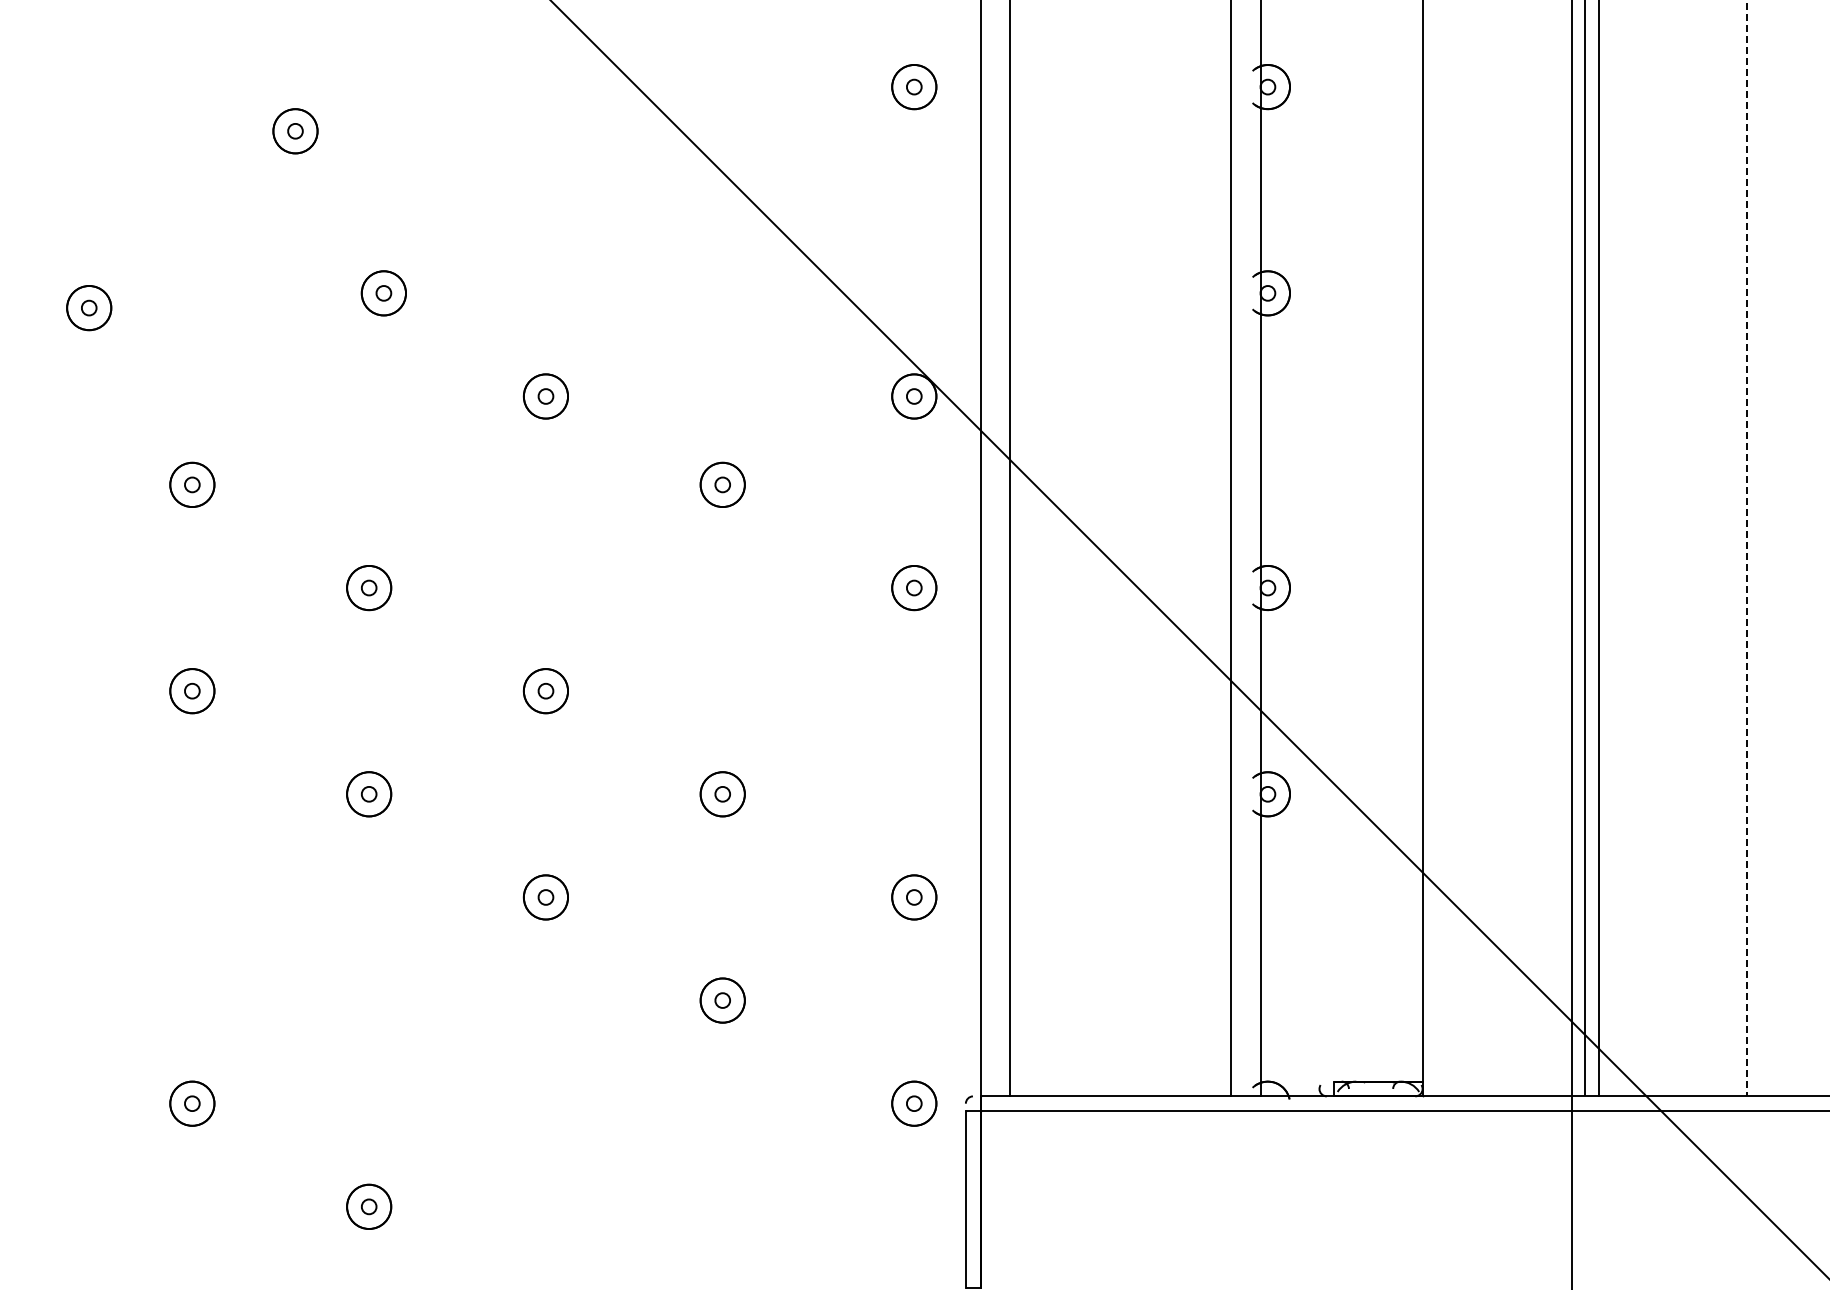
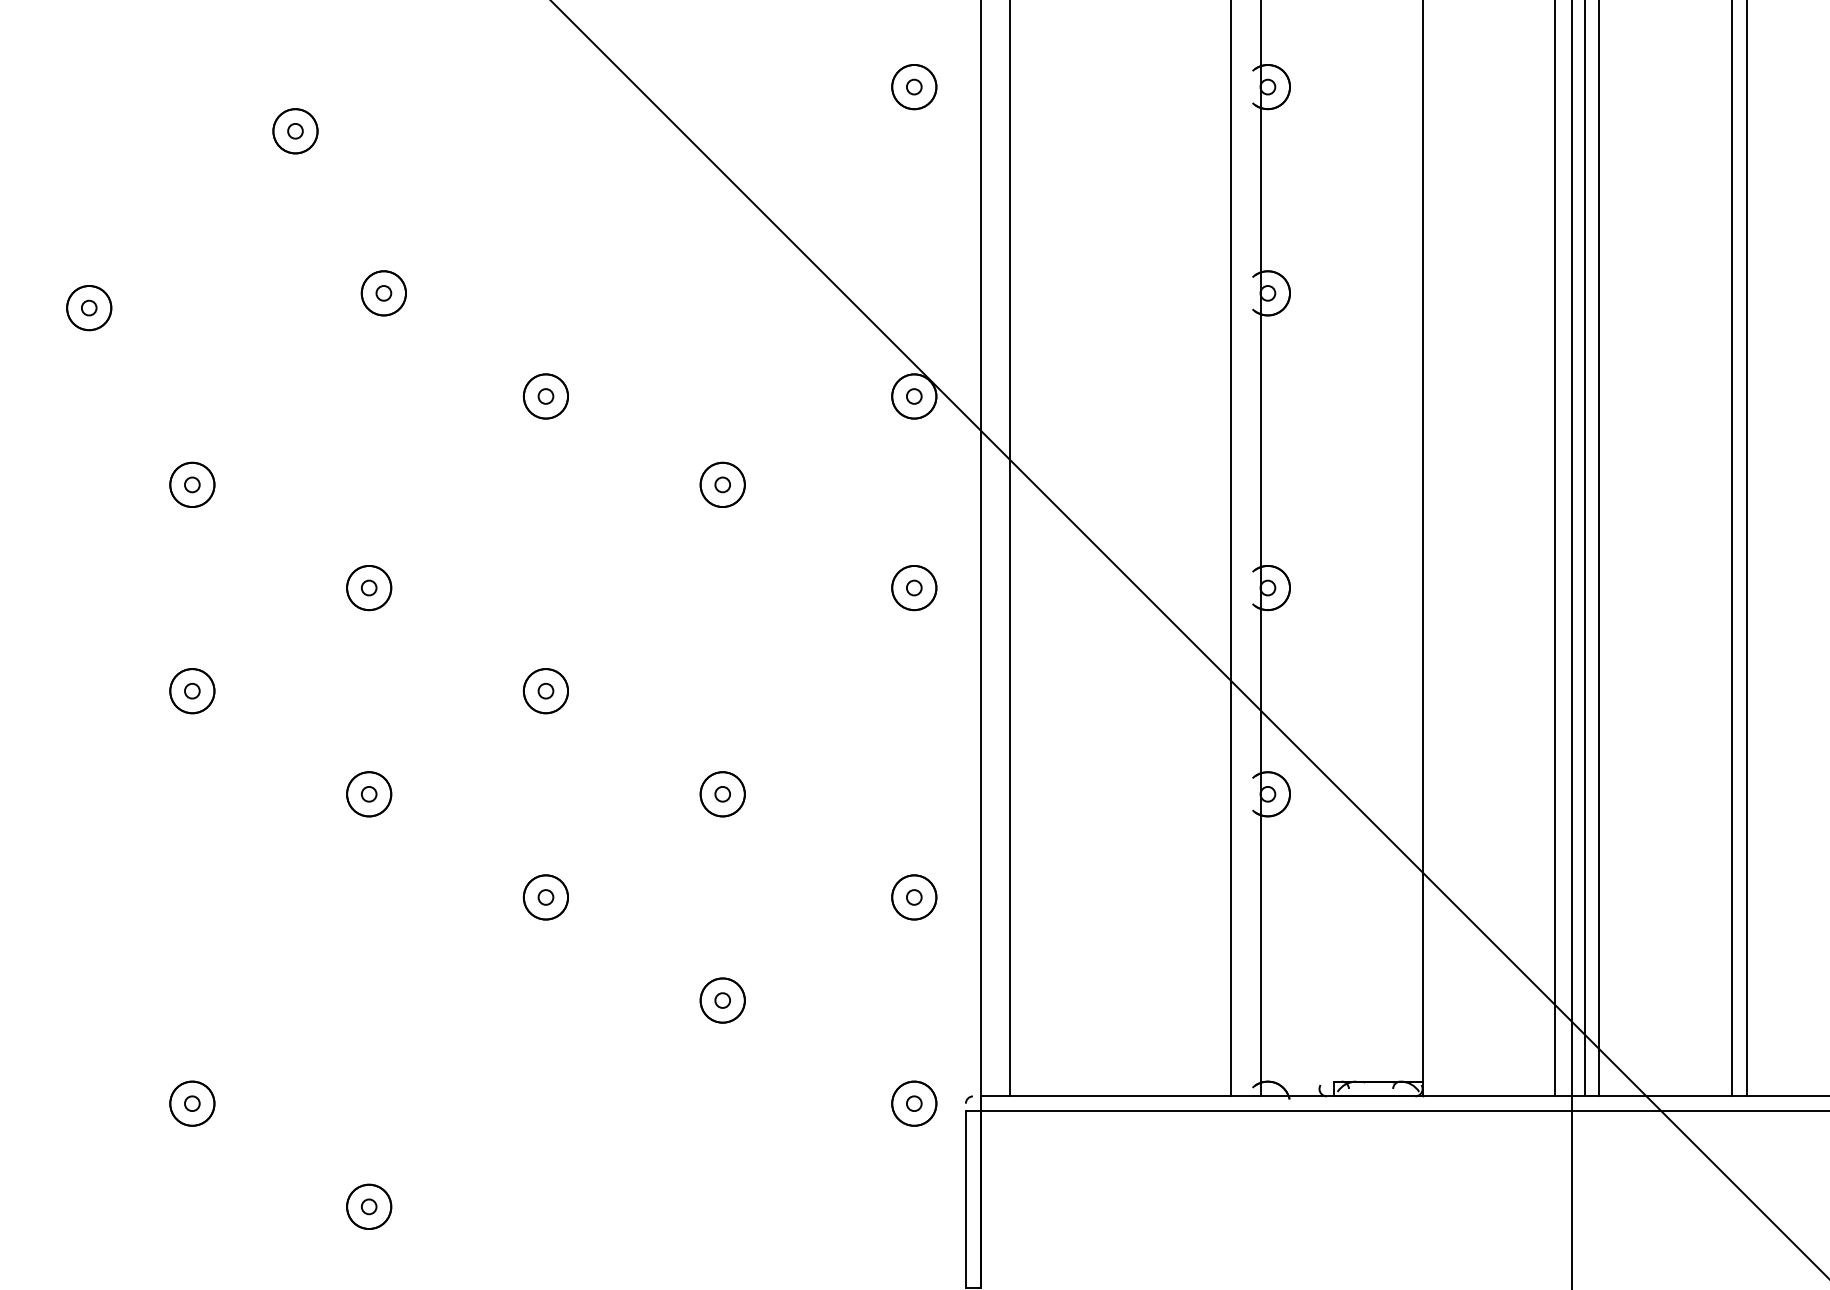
line: dashed -> solid (1746, 548)
line: none -> present (1555, 549)
line: none -> present (1732, 549)
